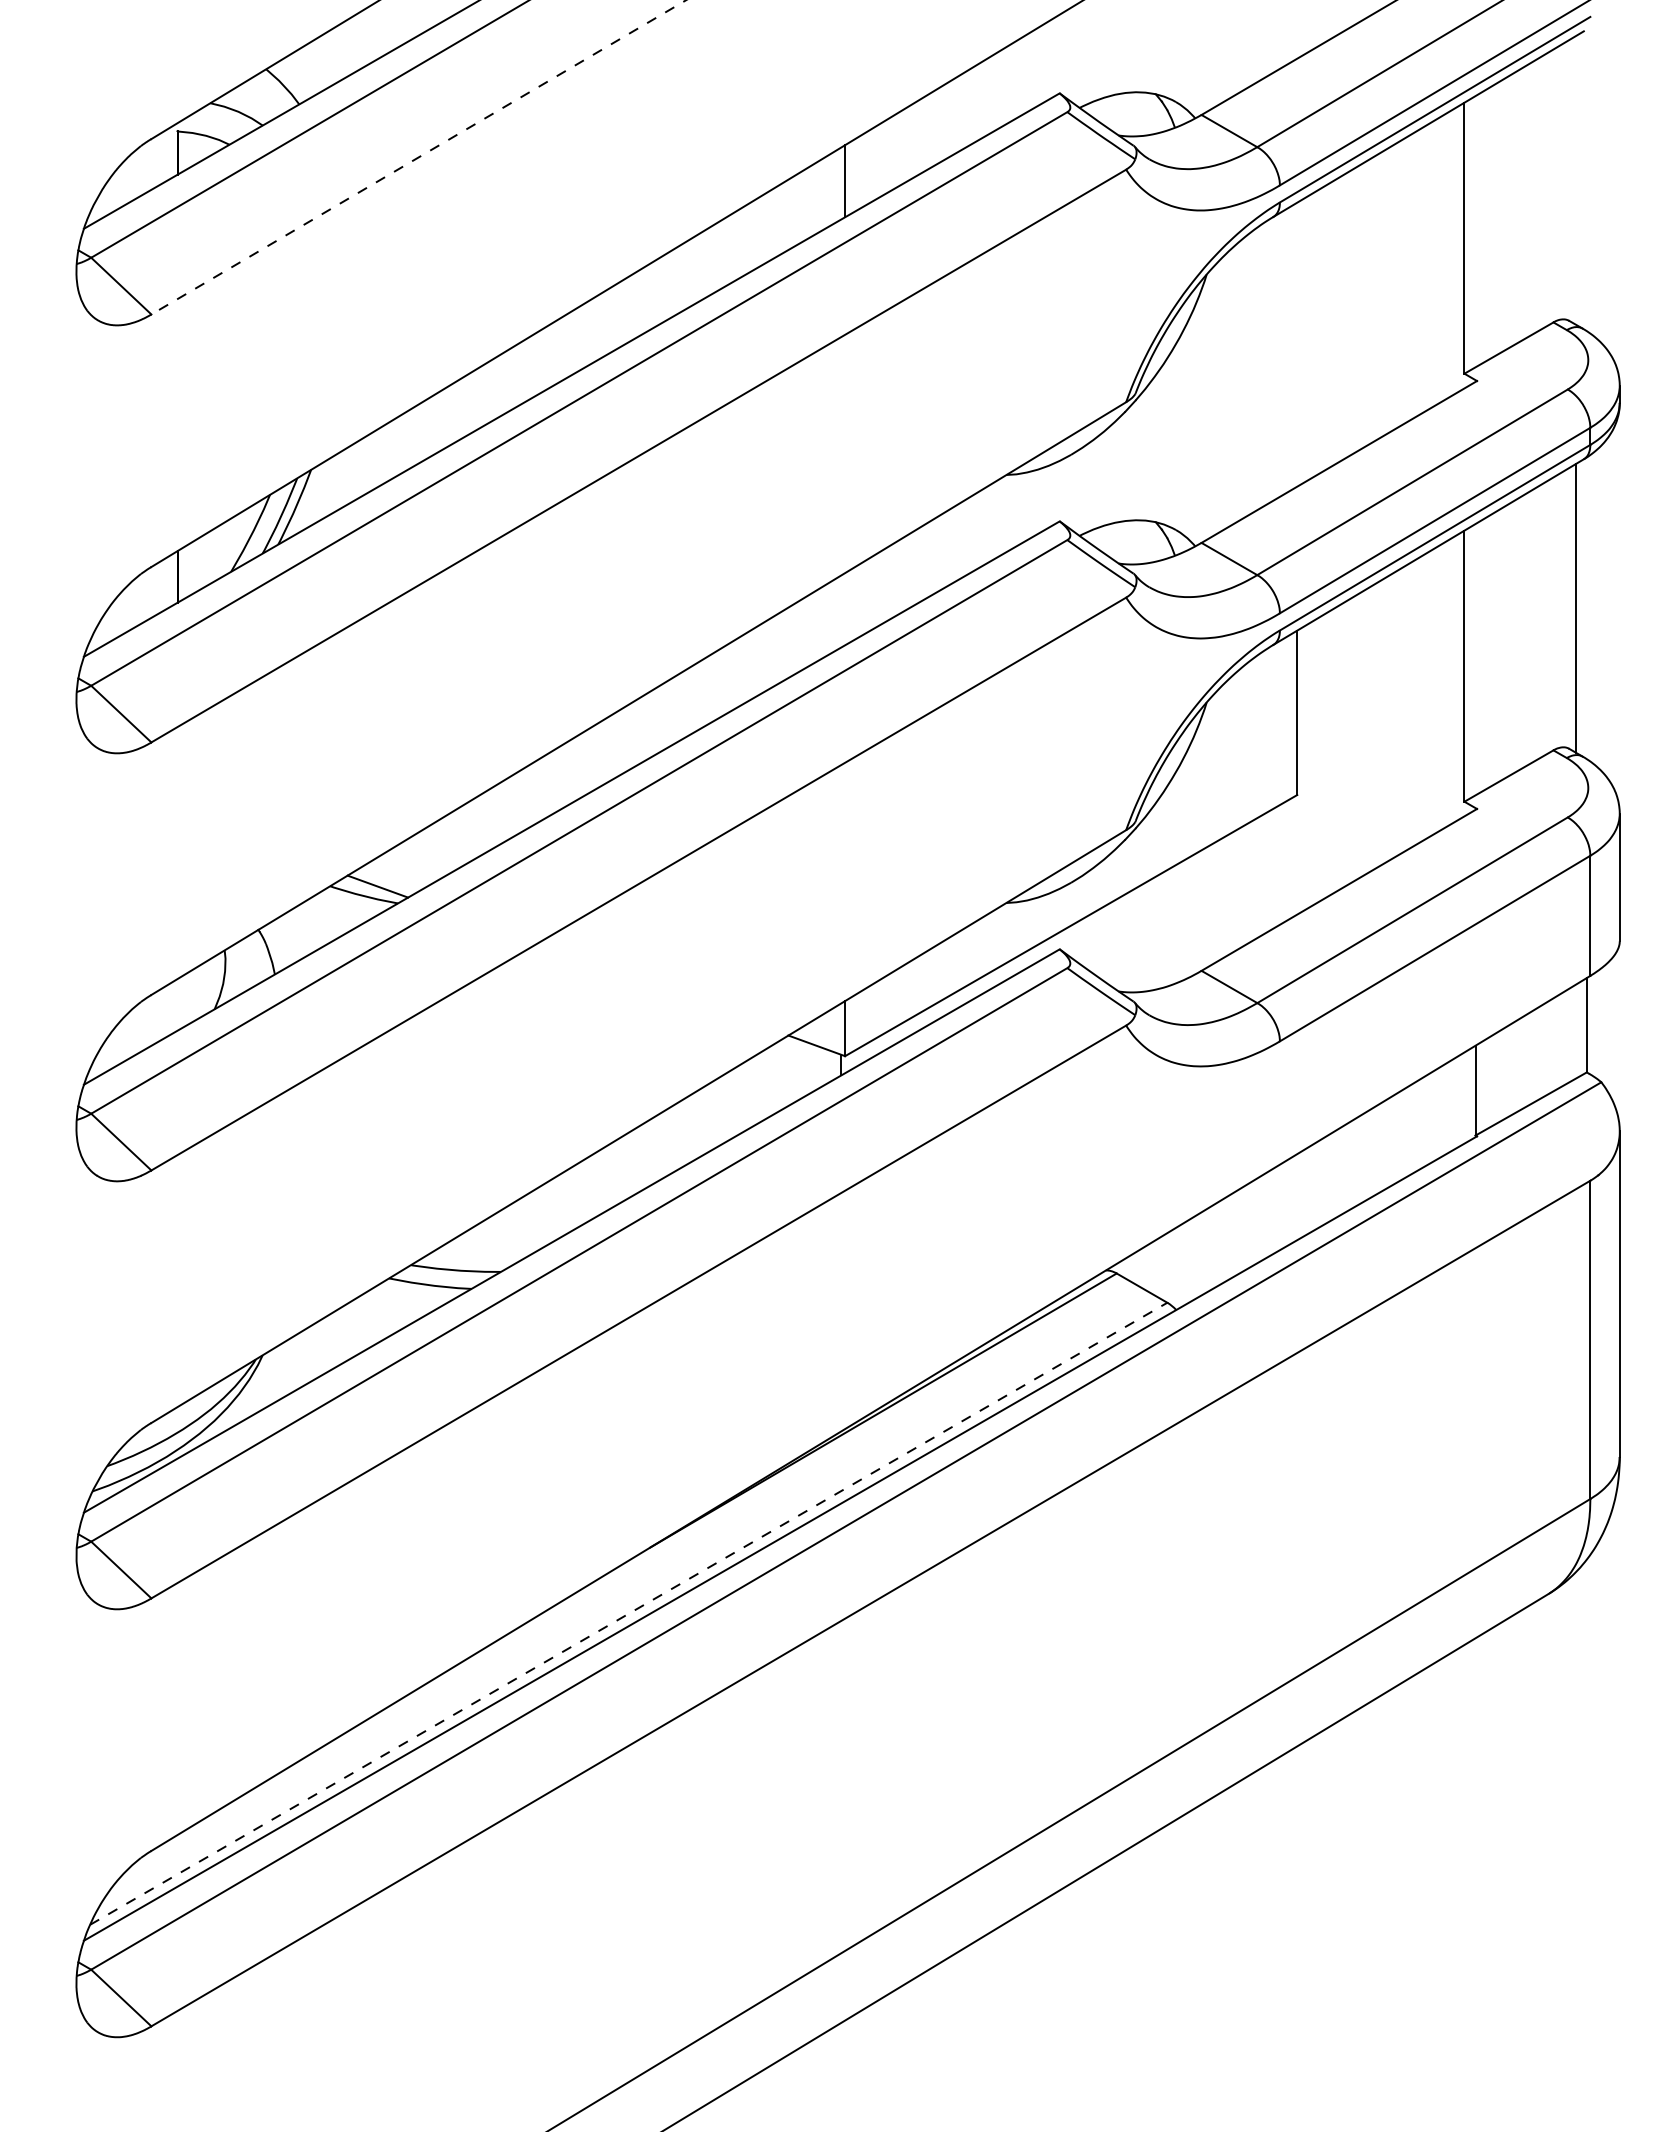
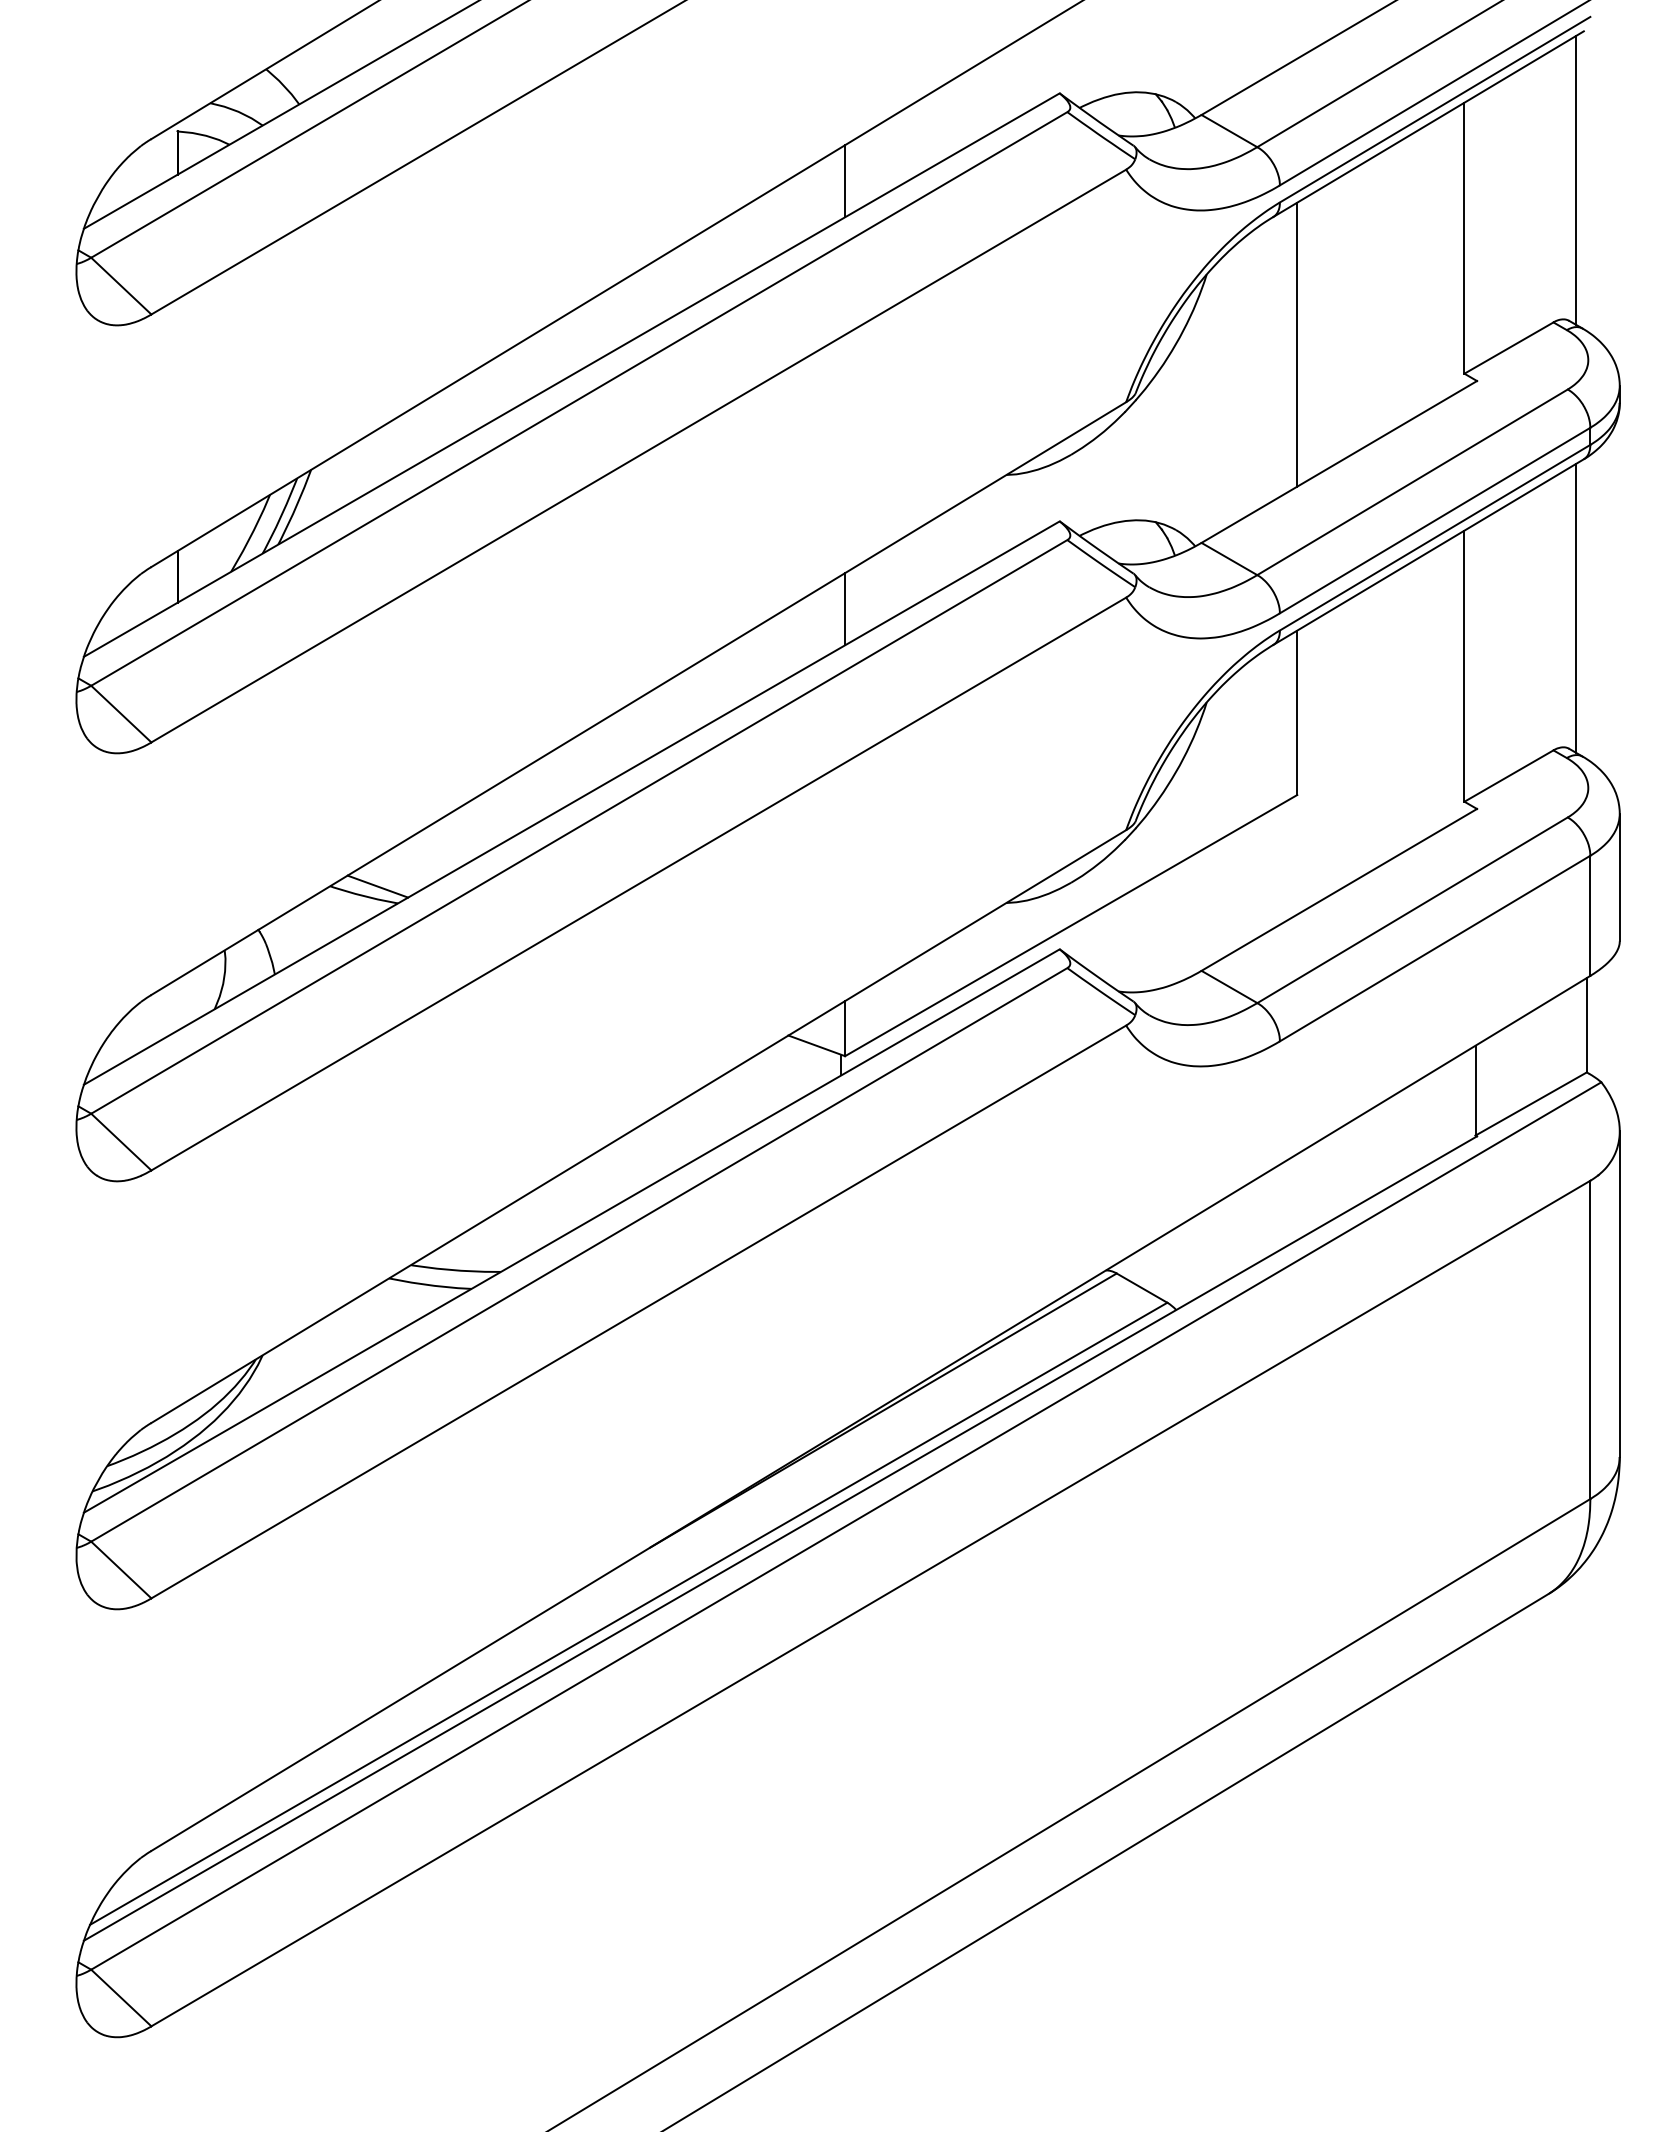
line: dashed -> solid (418, 157)
line: none -> present (1575, 180)
line: none -> present (1297, 344)
line: none -> present (845, 609)
line: dashed -> solid (628, 1613)
